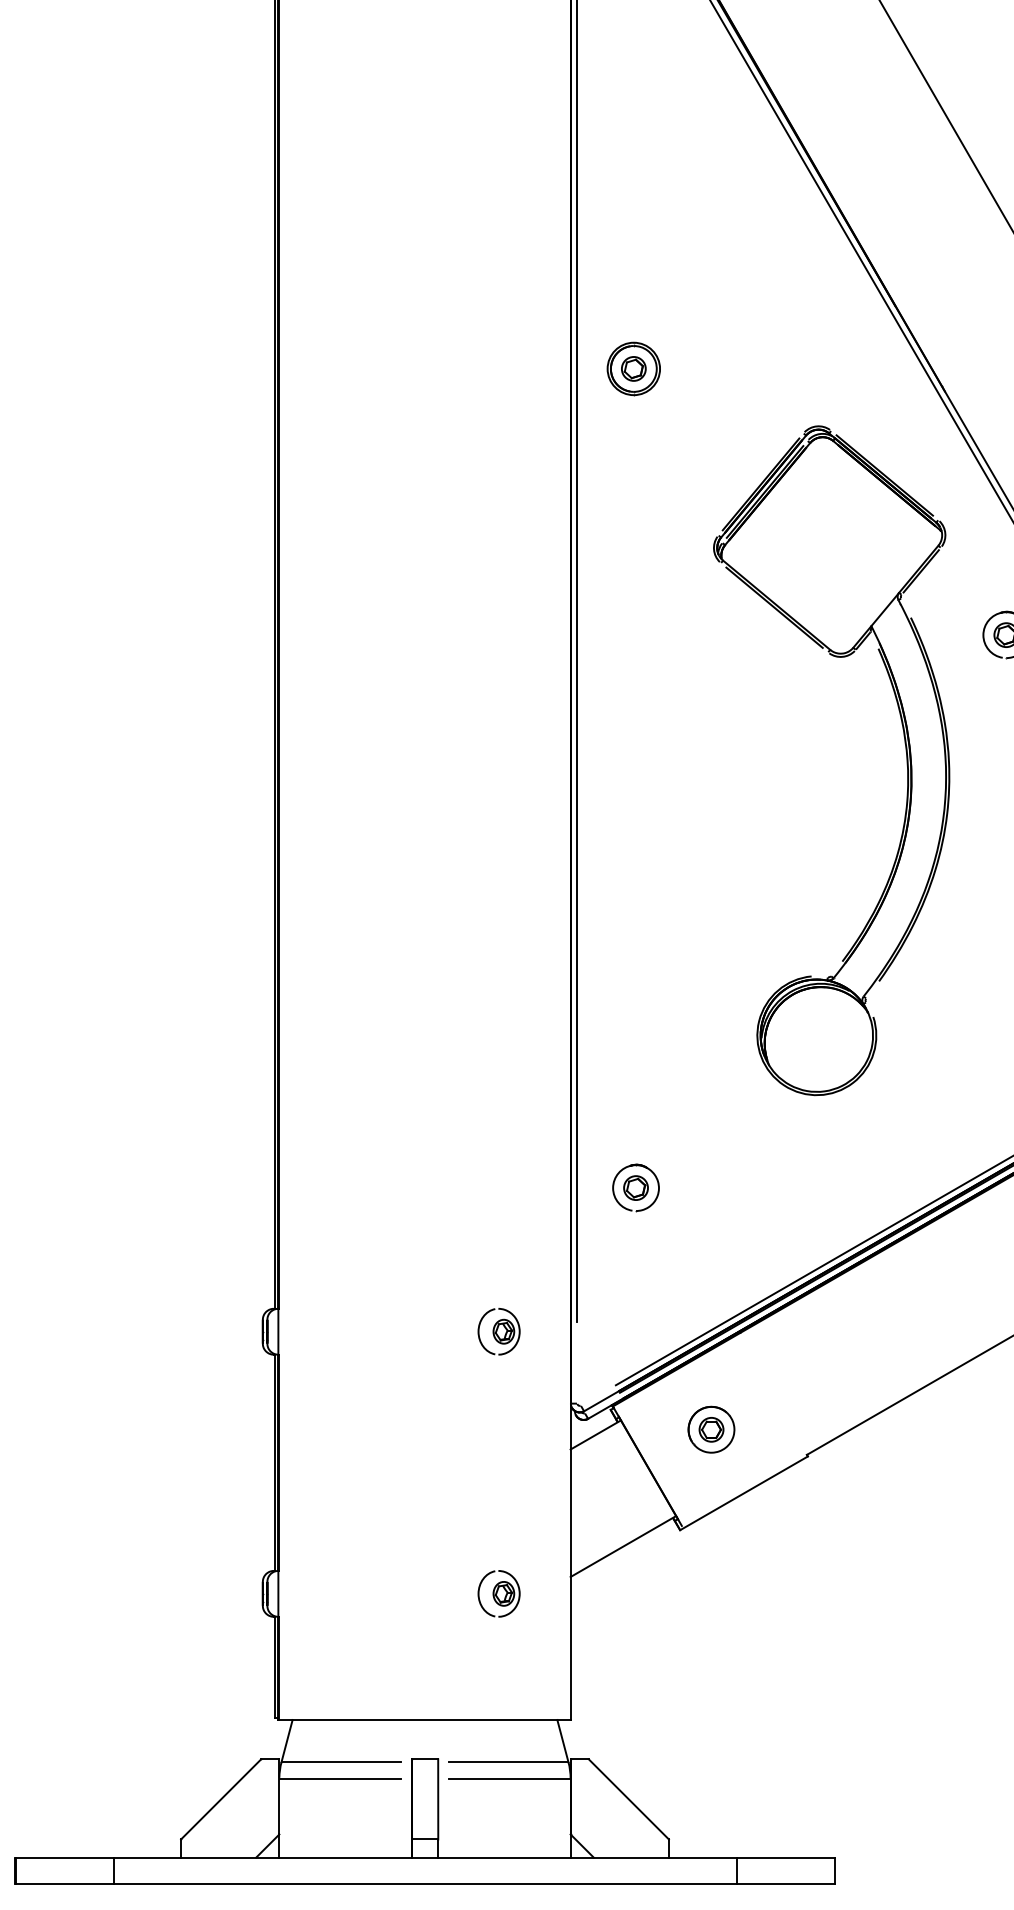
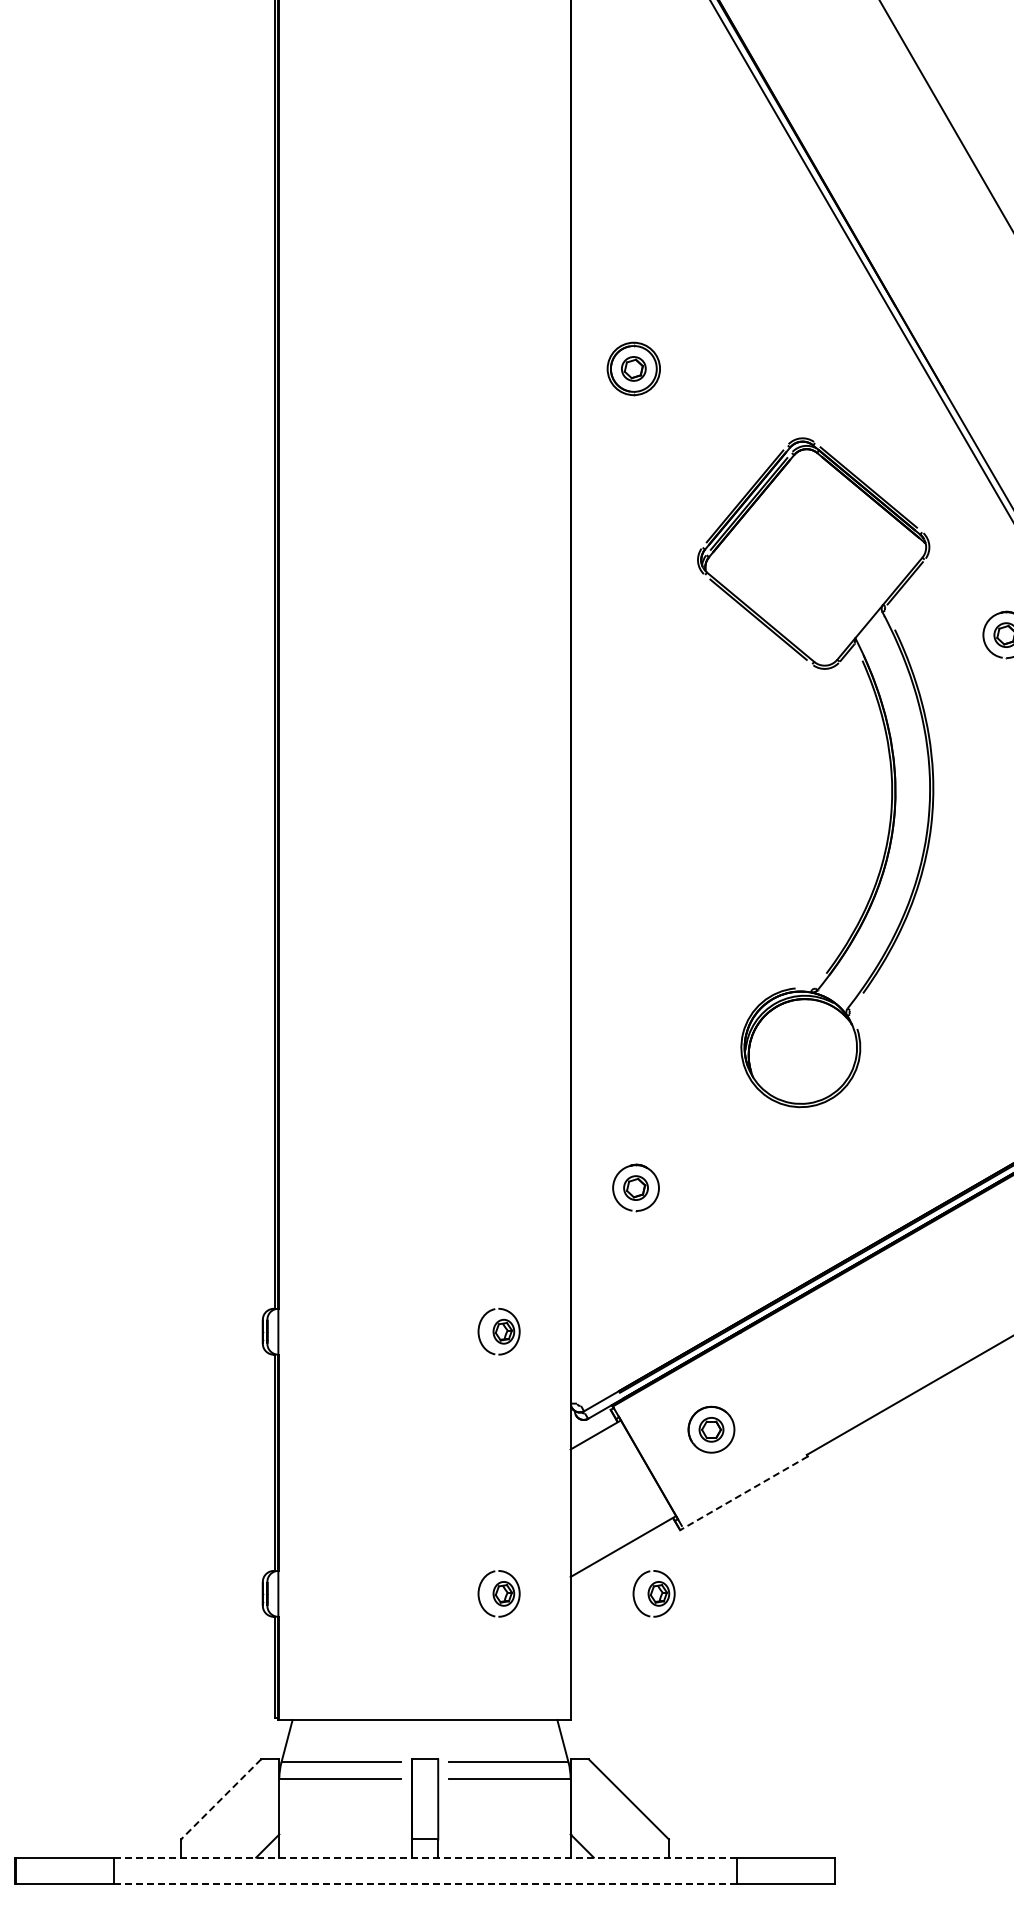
line: present -> none (577, 662)
part position: (905, 751) -> (889, 763) (889, 763)
line: present -> none (812, 1271)
line: solid -> dashed (744, 1493)
part: none -> present (653, 1593)
line: solid -> dashed (221, 1799)
line: solid -> dashed (424, 1857)
line: solid -> dashed (424, 1883)
